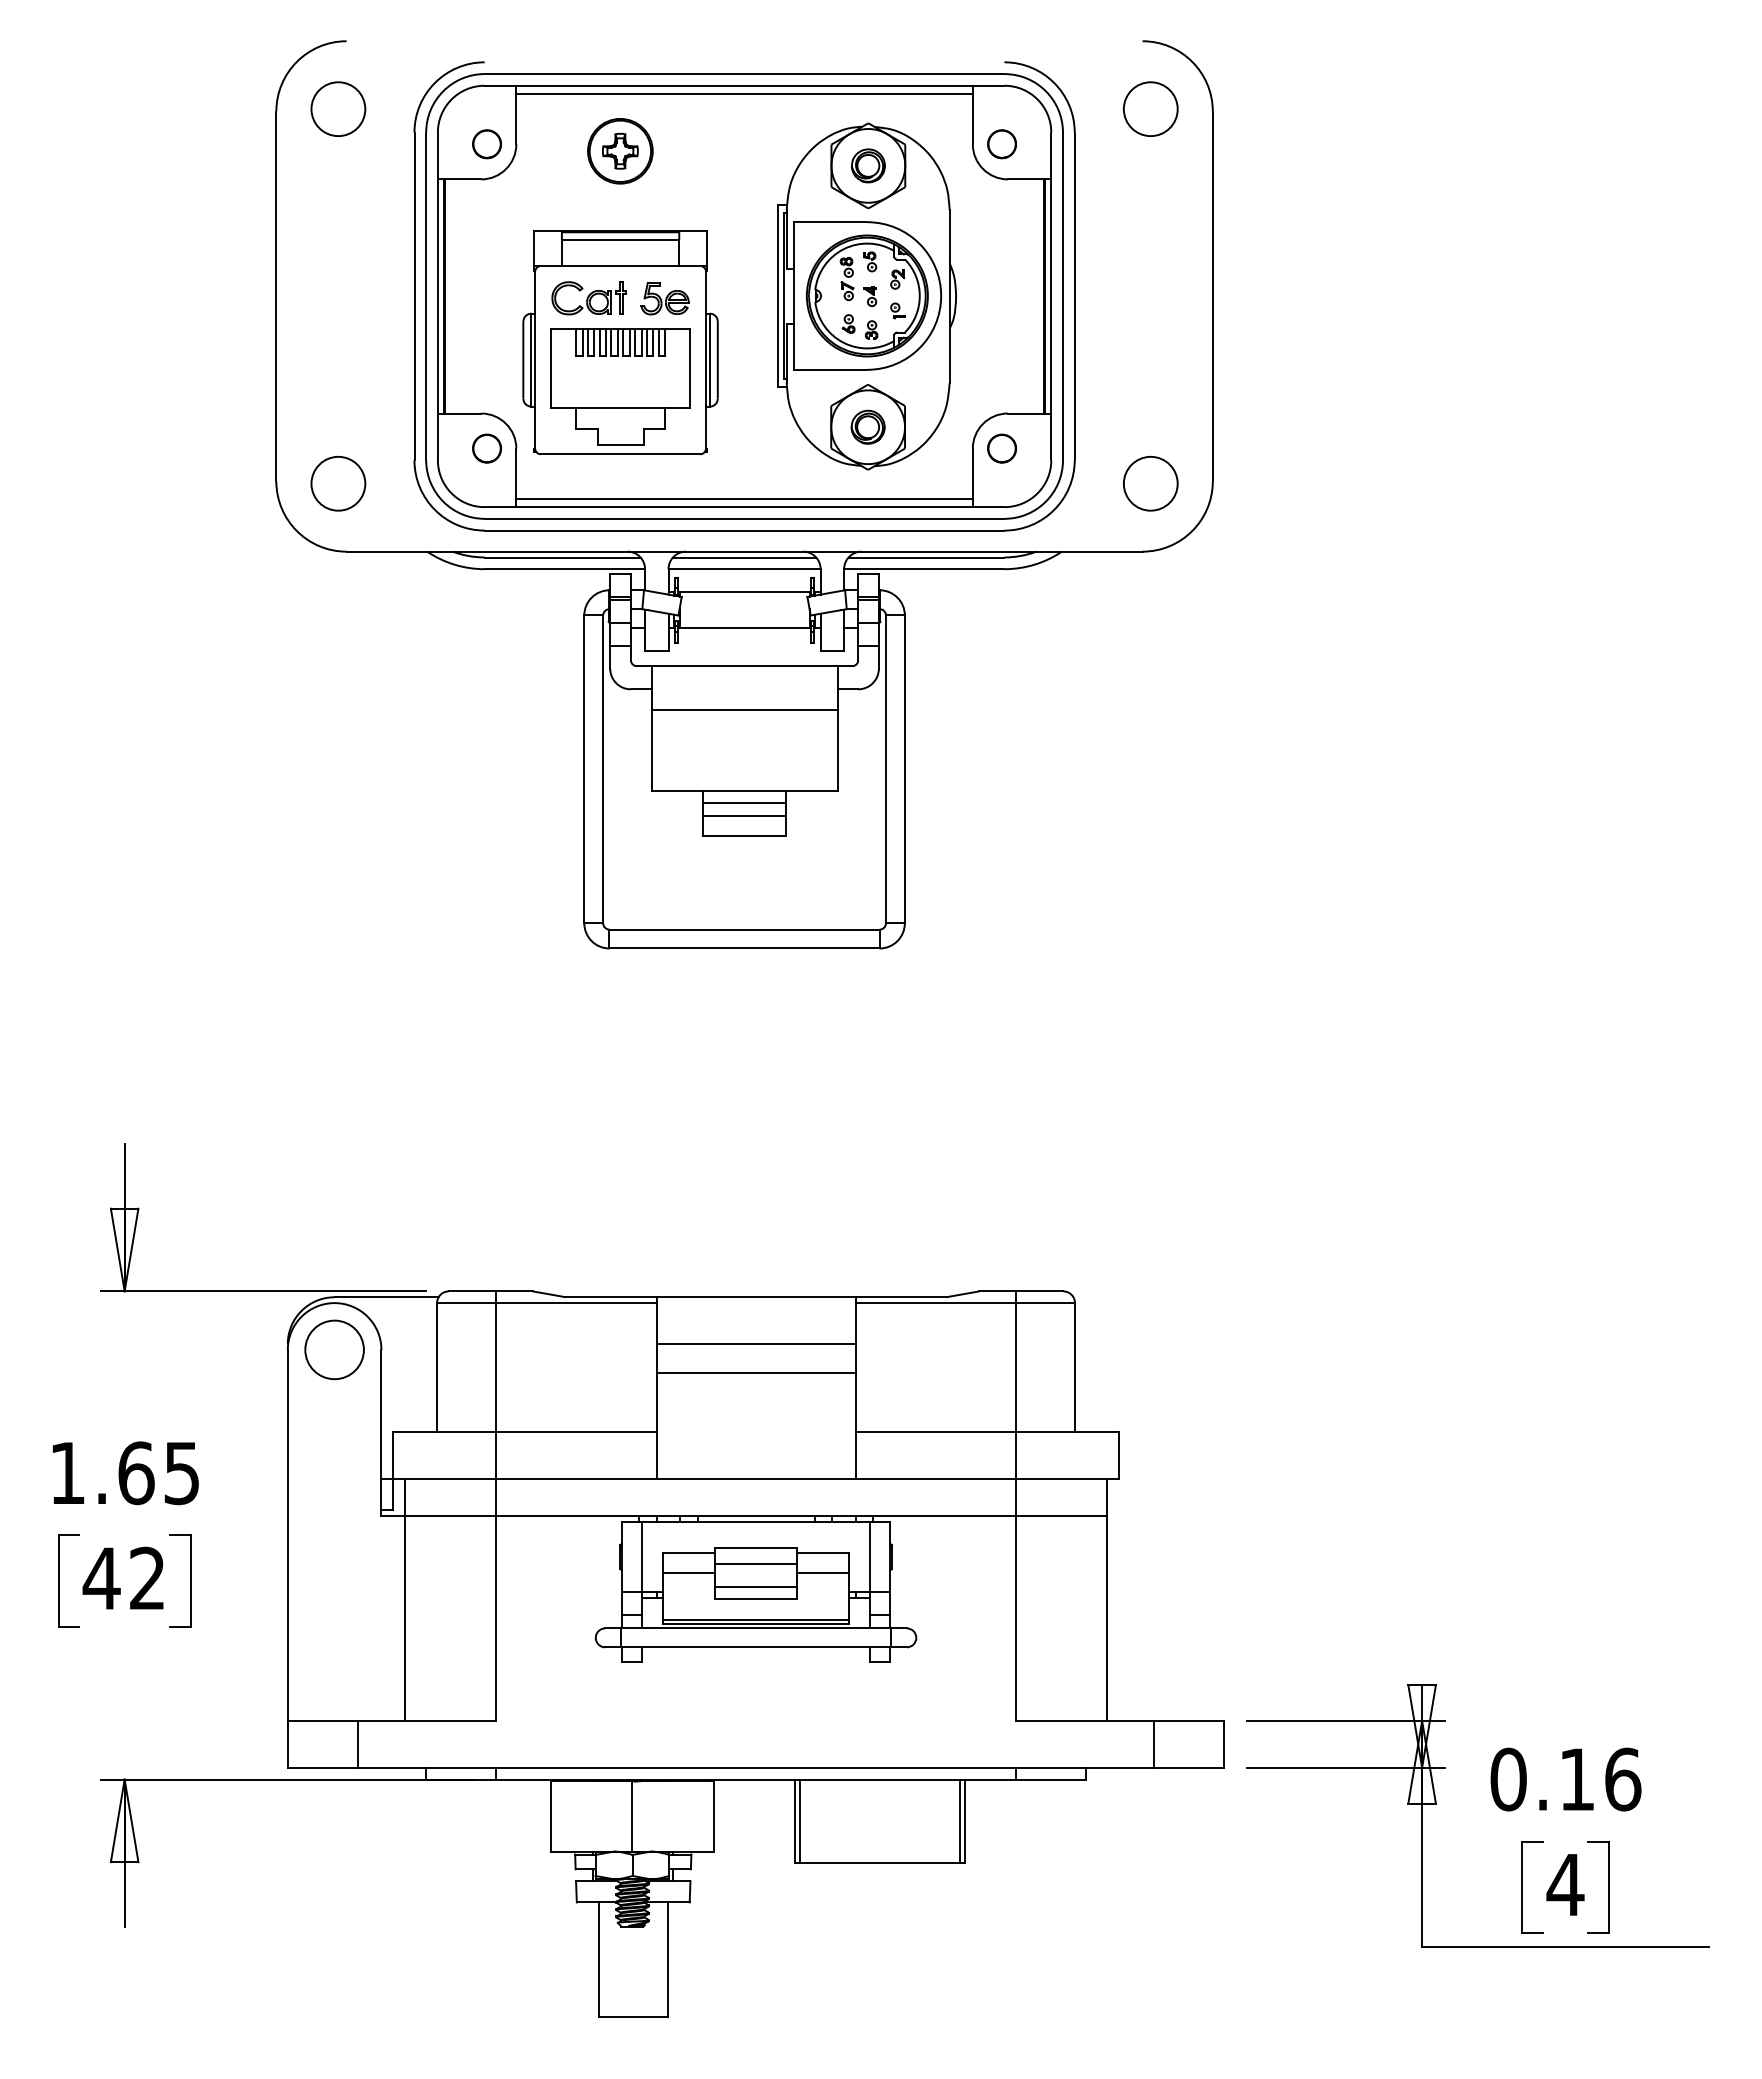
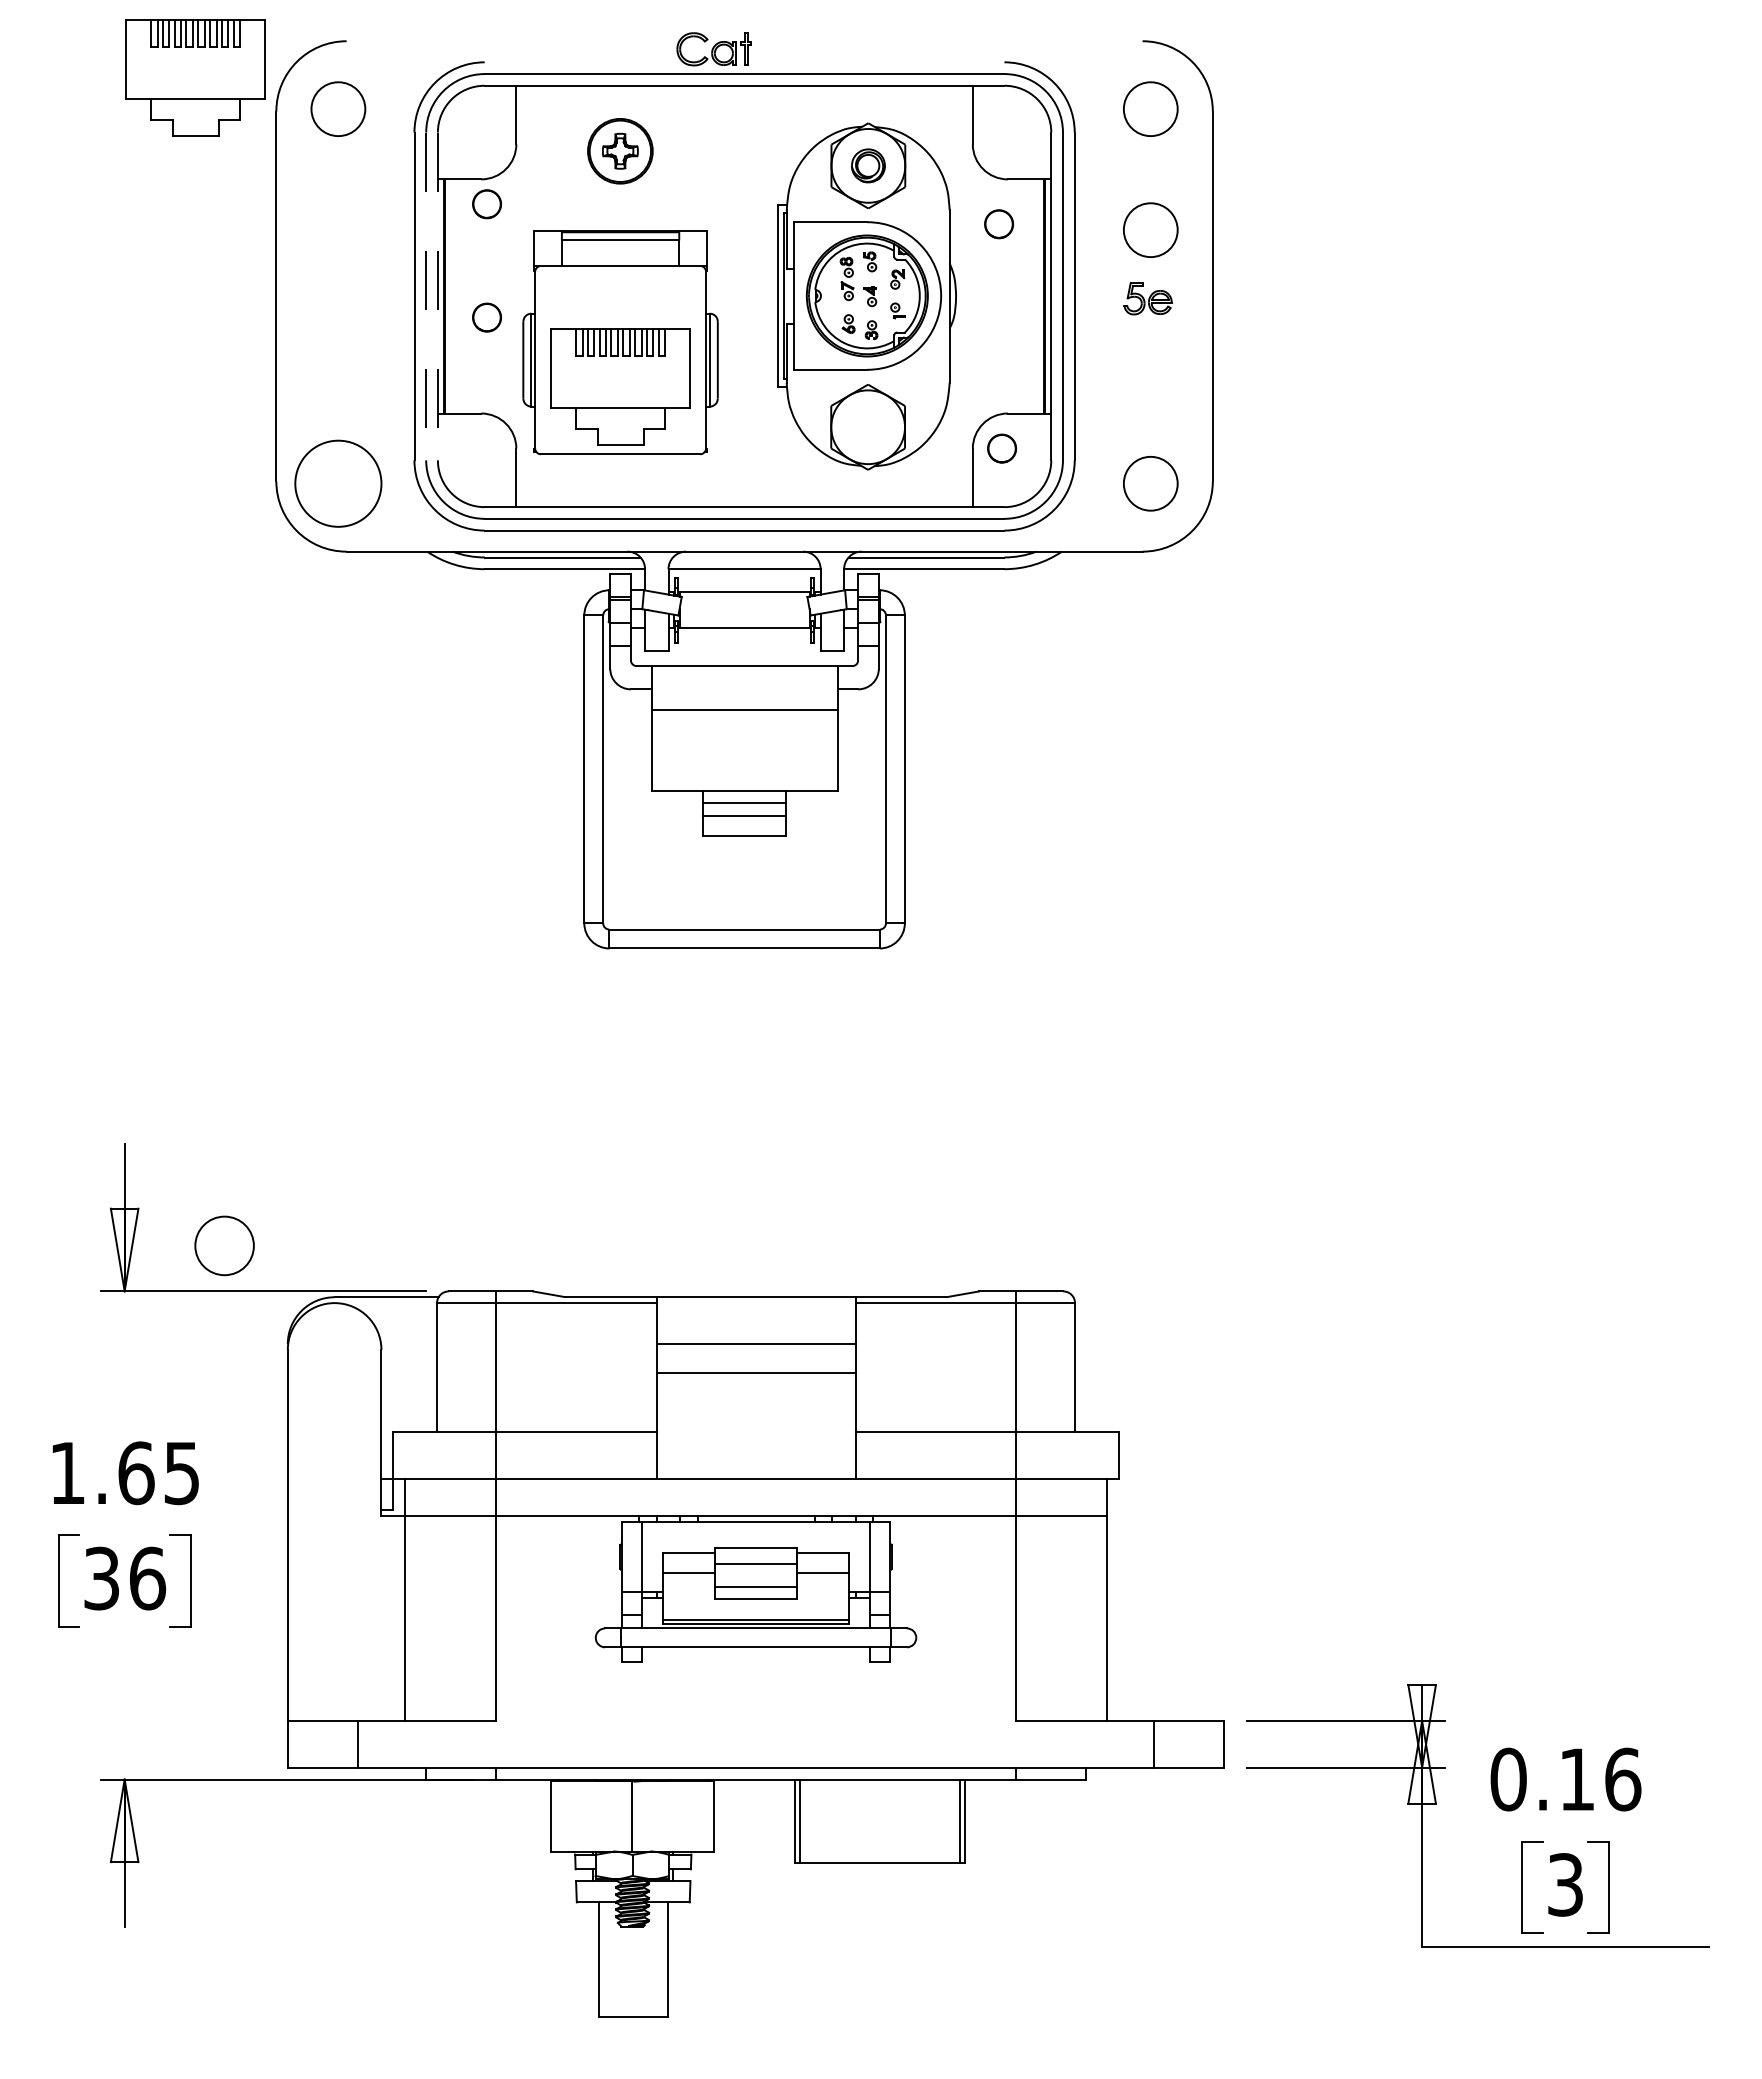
part: none -> present (195, 77)
line: present -> none (744, 94)
circle position: (486, 144) -> (486, 204) (486, 204)
circle position: (1001, 144) -> (998, 224) (998, 224)
circle: none -> present (1150, 229)
line: solid -> dashed (426, 296)
line: solid -> dashed (437, 296)
part position: (588, 298) -> (713, 49) (713, 49)
part position: (664, 298) -> (1147, 298) (1147, 298)
part: present -> none (867, 426)
circle position: (486, 448) -> (486, 317) (486, 317)
circle diameter: 54 px -> 86 px (338, 483)
line: present -> none (744, 498)
line: present -> none (744, 557)
circle position: (334, 1349) -> (224, 1245) (224, 1245)
text: 42 -> 36 (124, 1578)
text: 4 -> 3 (1565, 1884)
